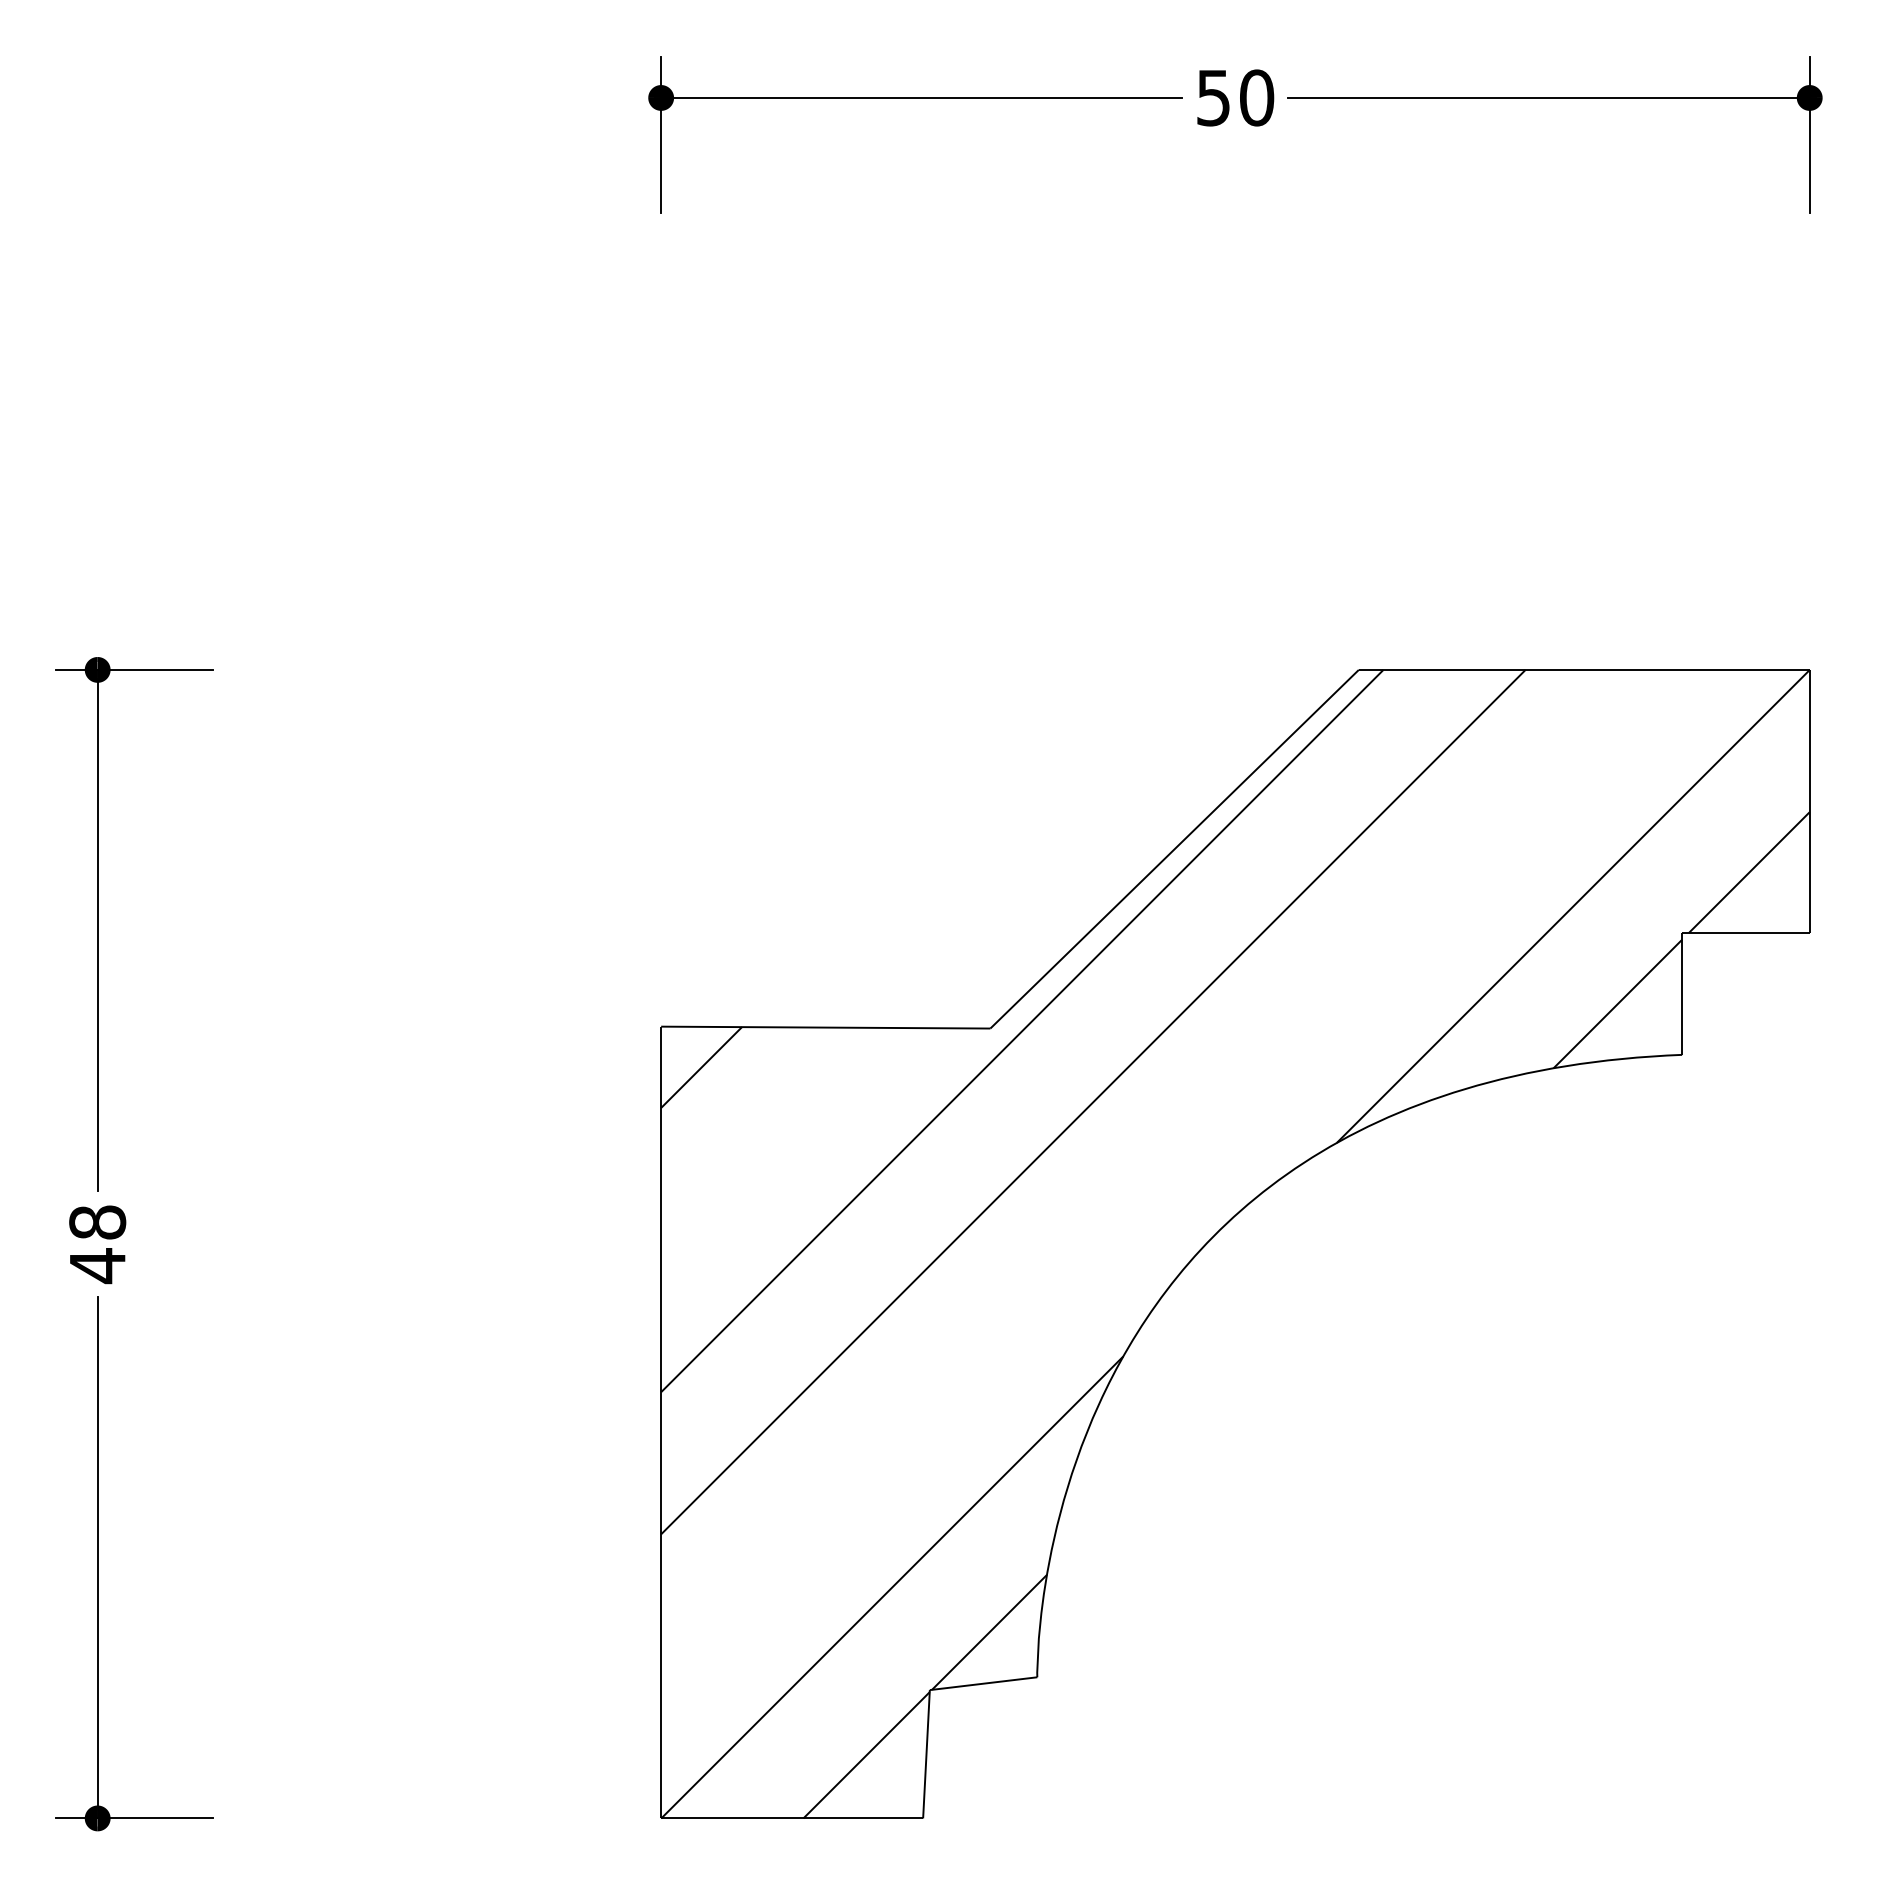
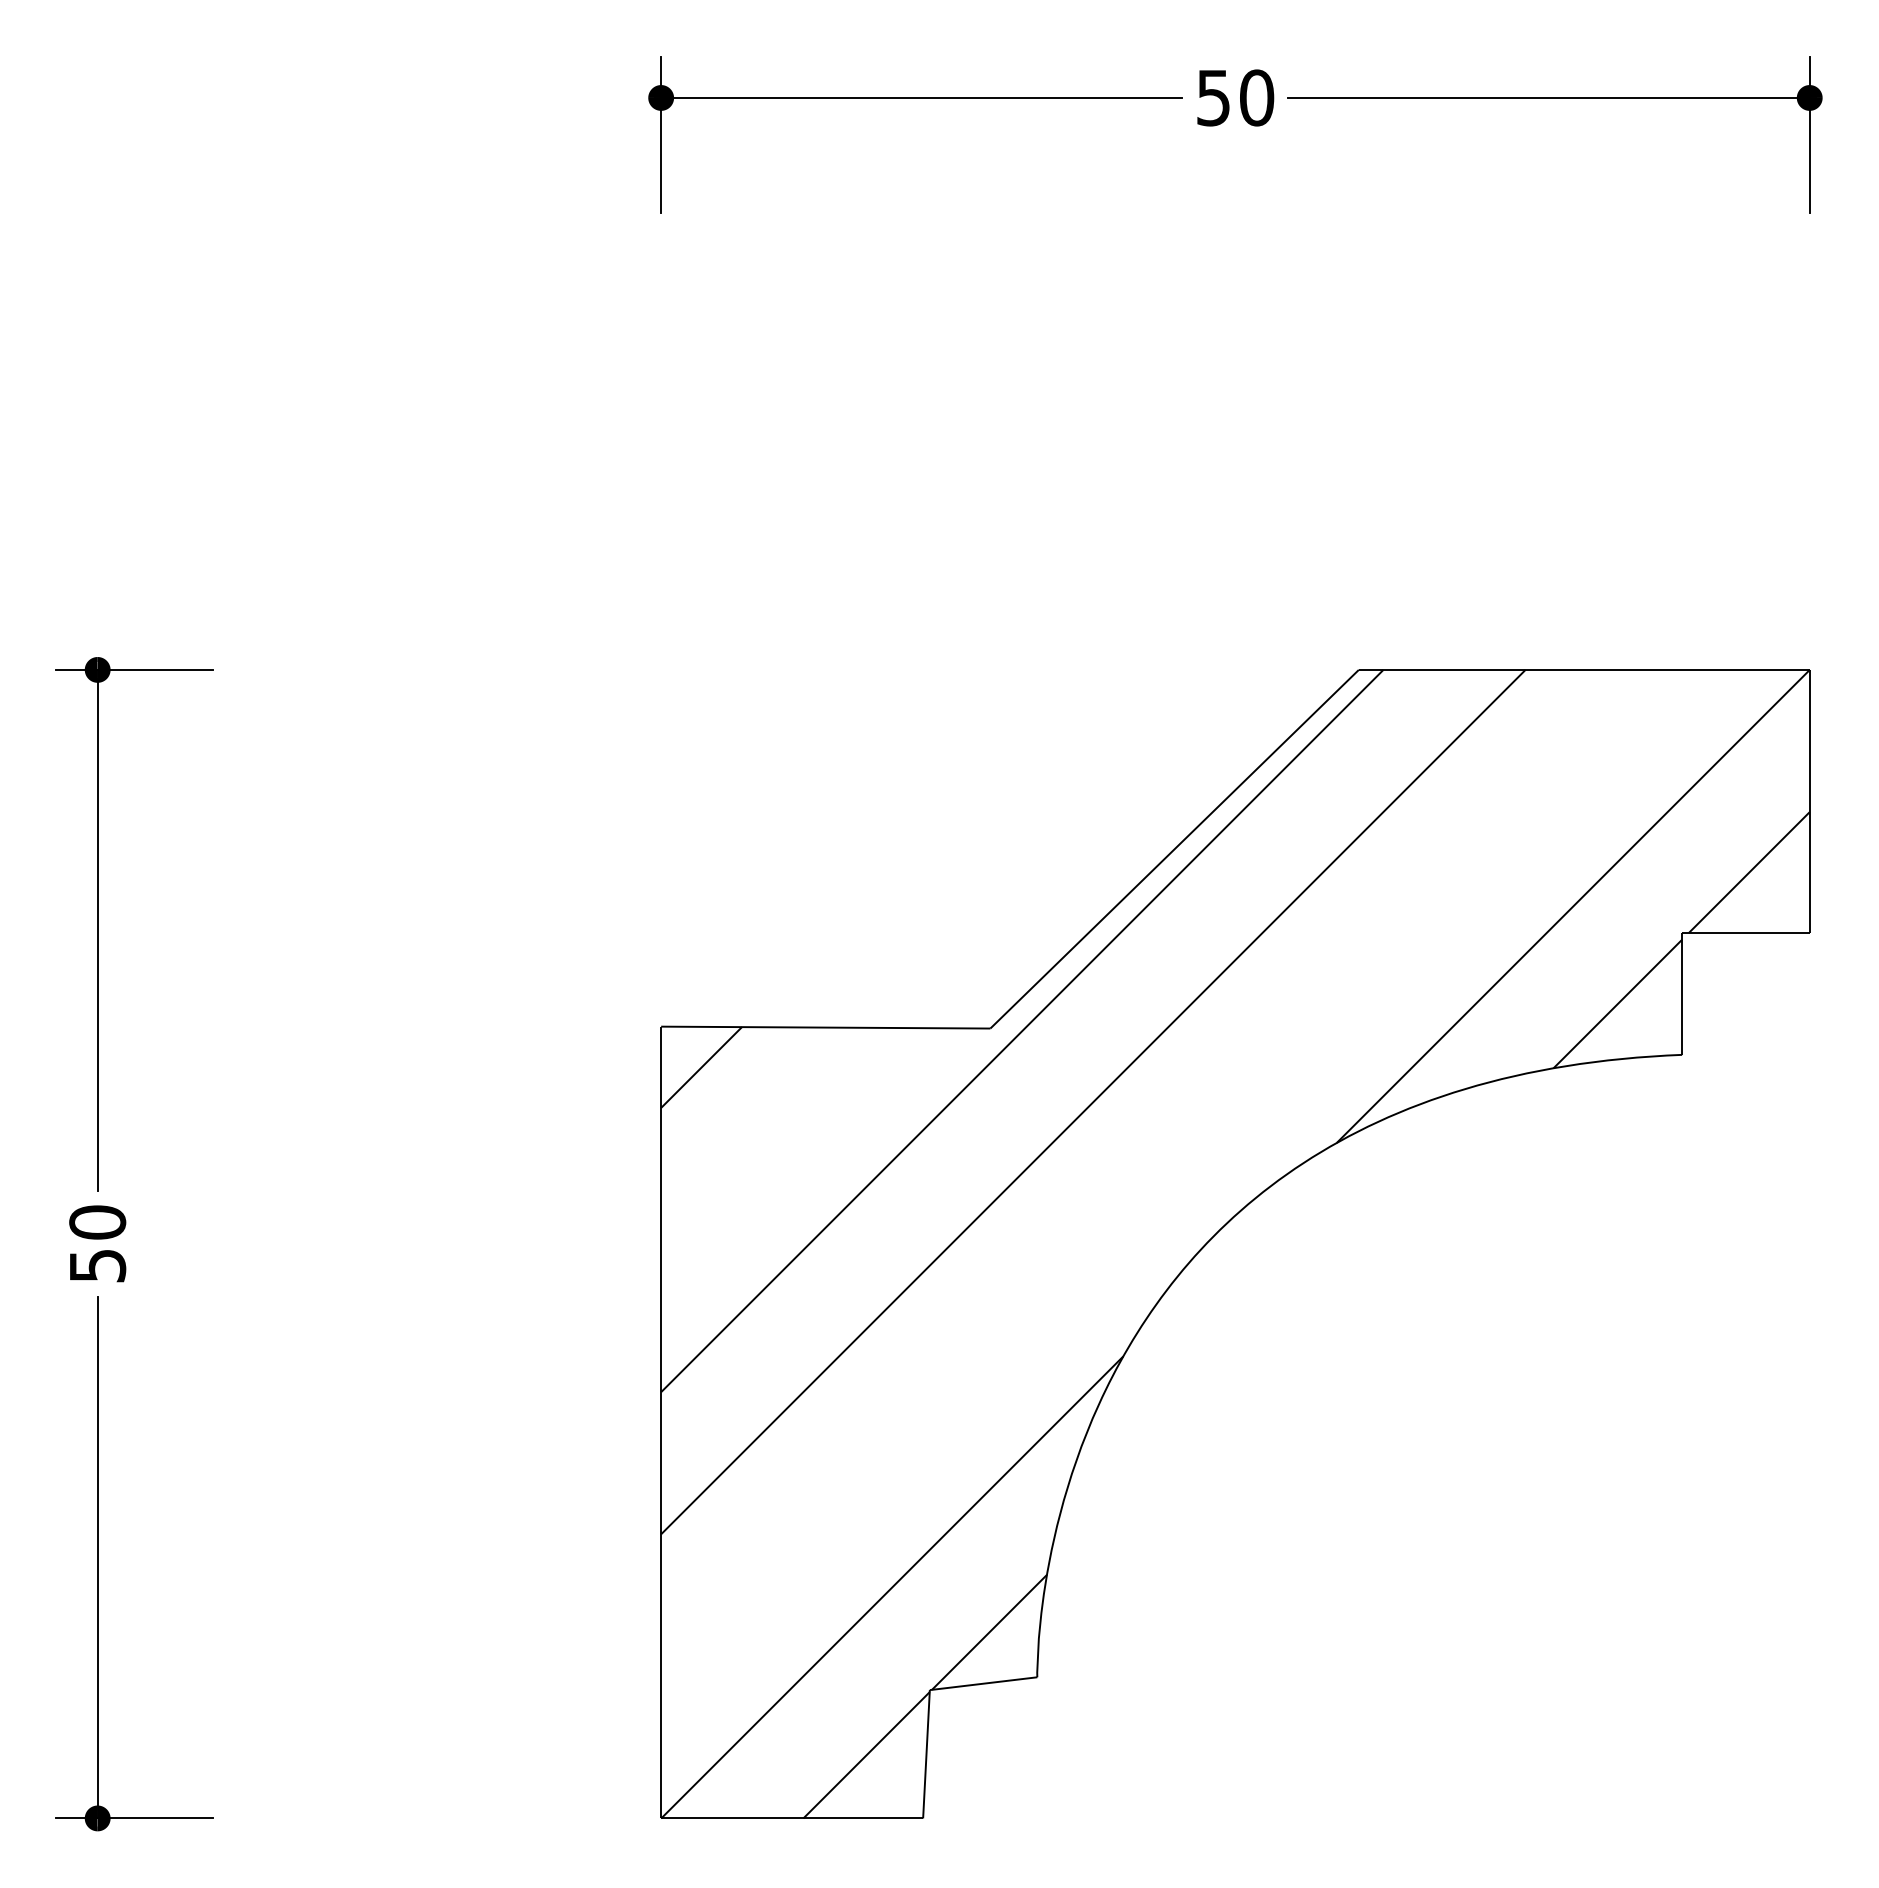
text: 48 -> 50 (97, 1244)
